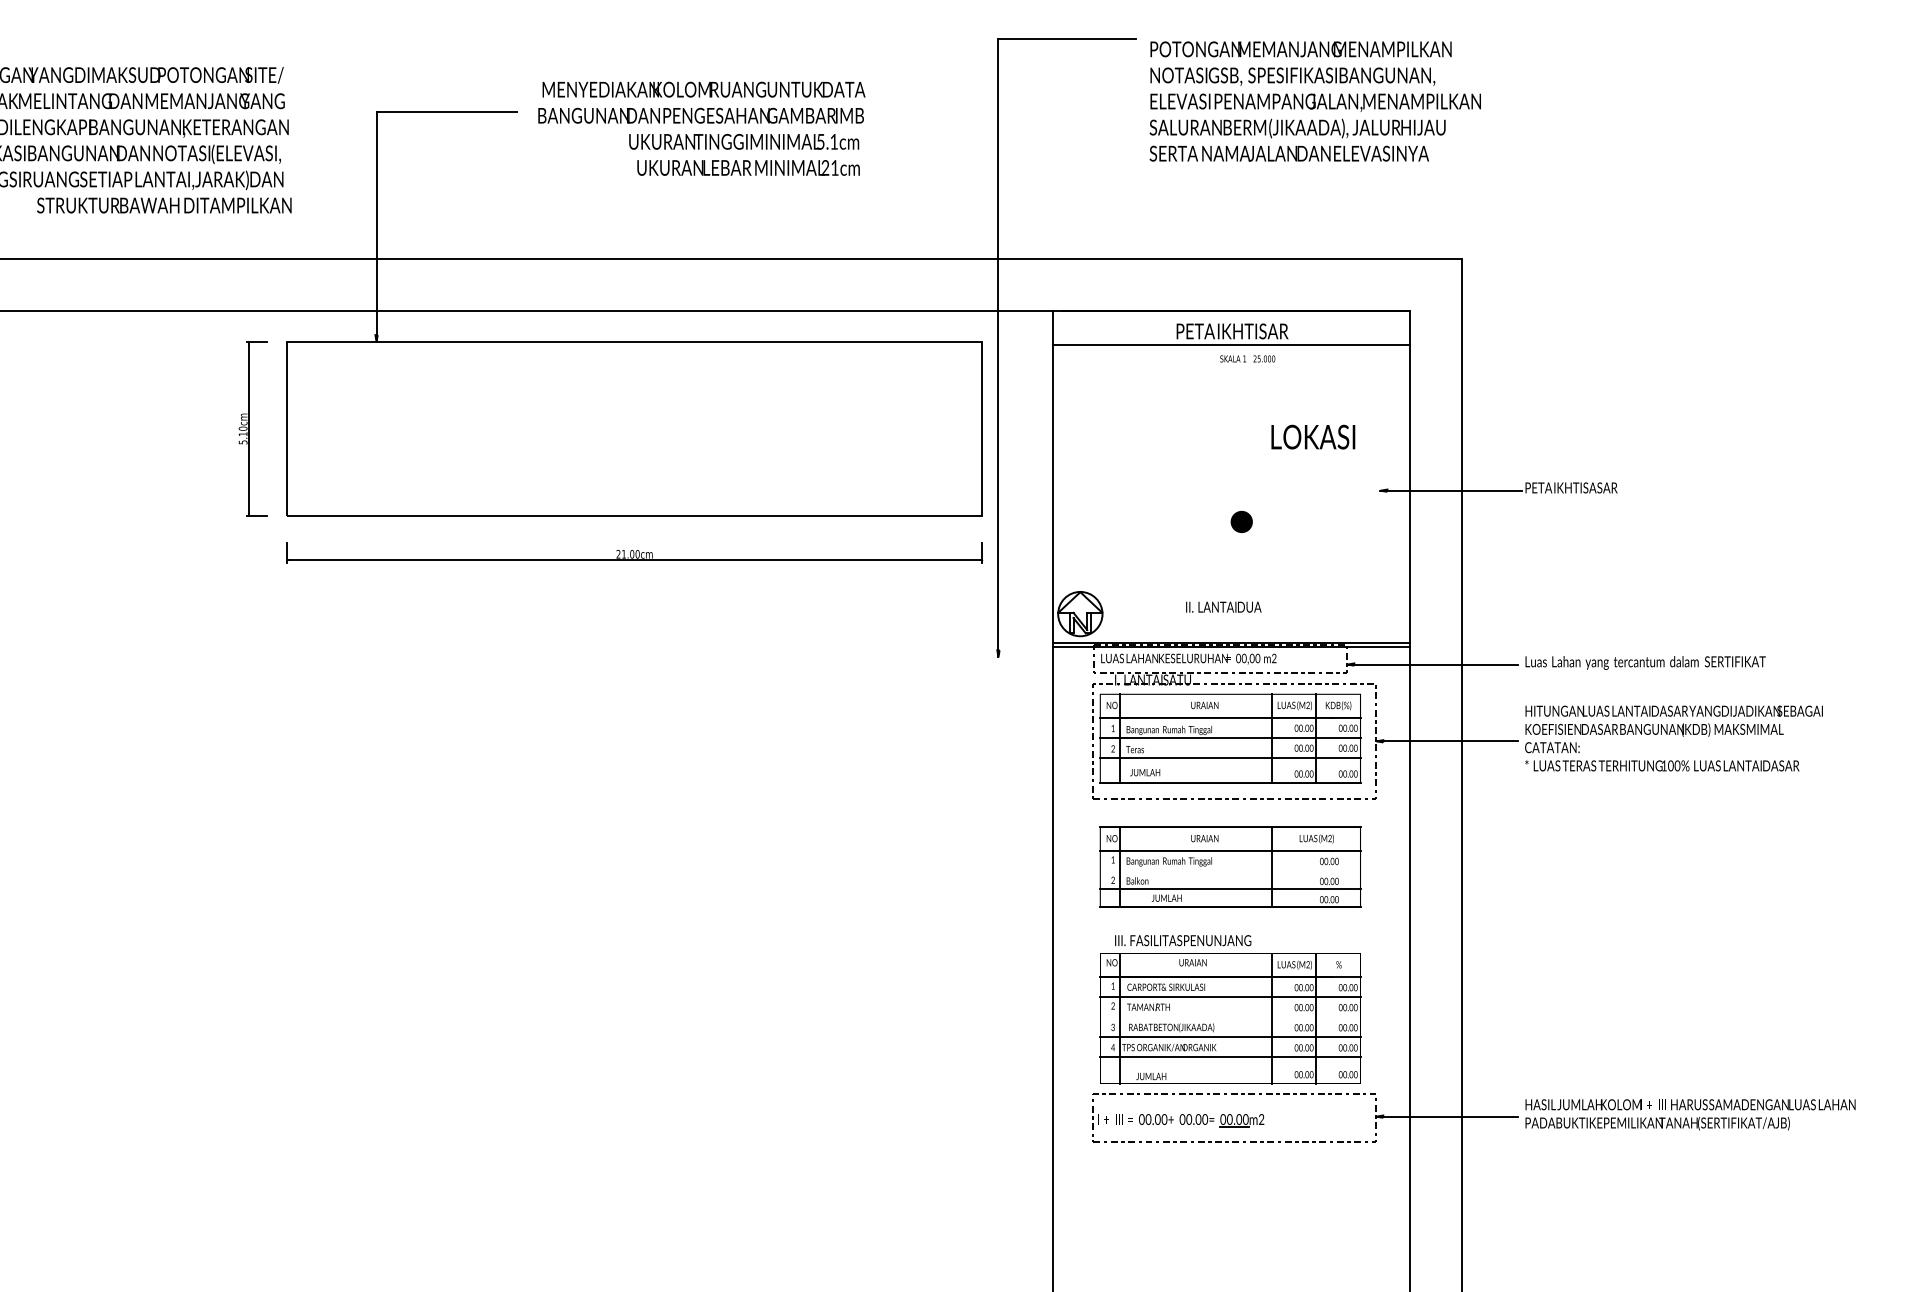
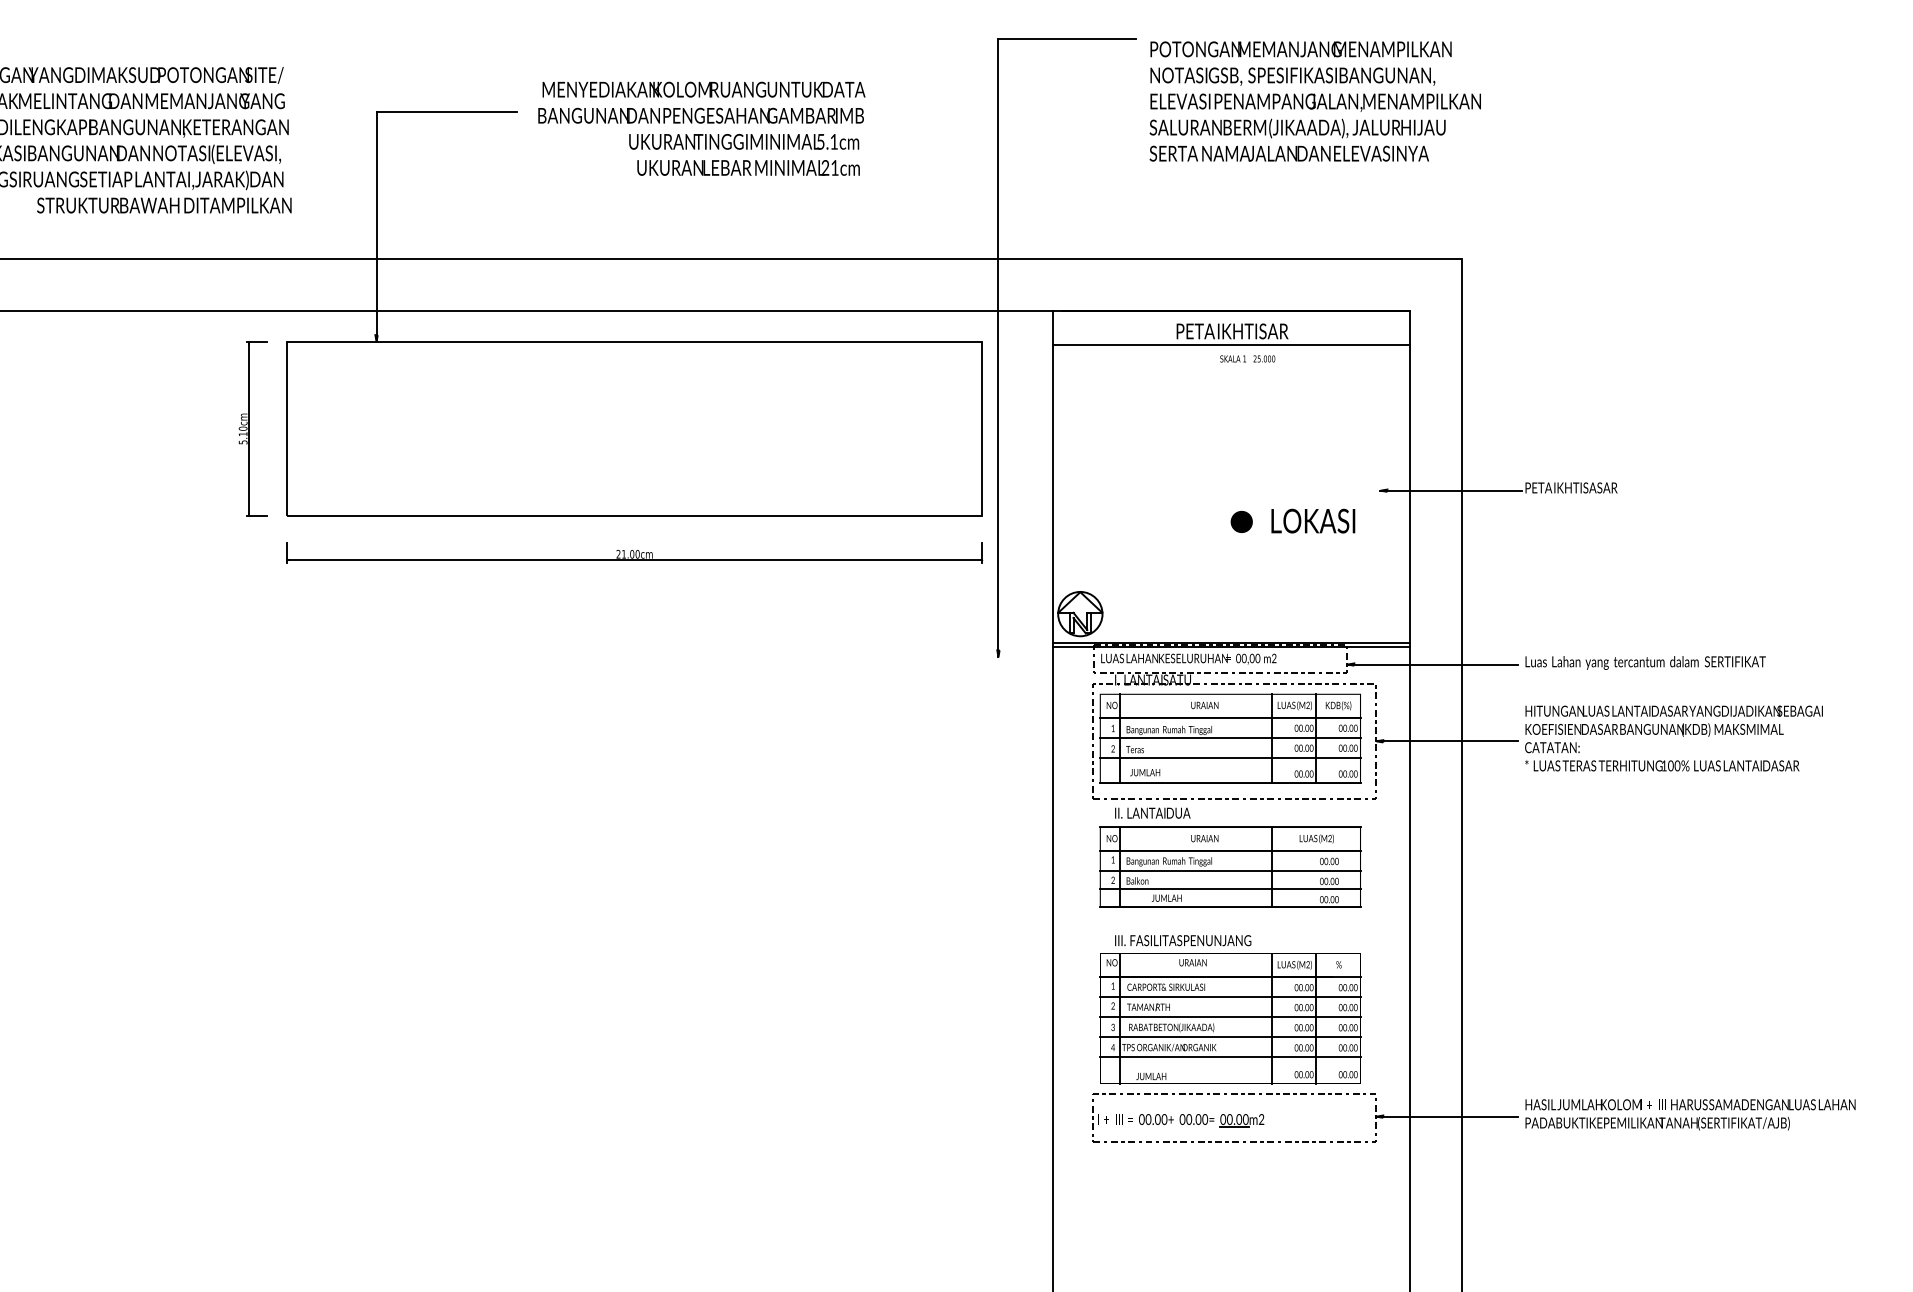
text position: (1313, 436) -> (1313, 520) (1313, 520)
text position: (1223, 606) -> (1152, 812) (1152, 812)
line: none -> present (1230, 870)
line: none -> present (1230, 1016)
